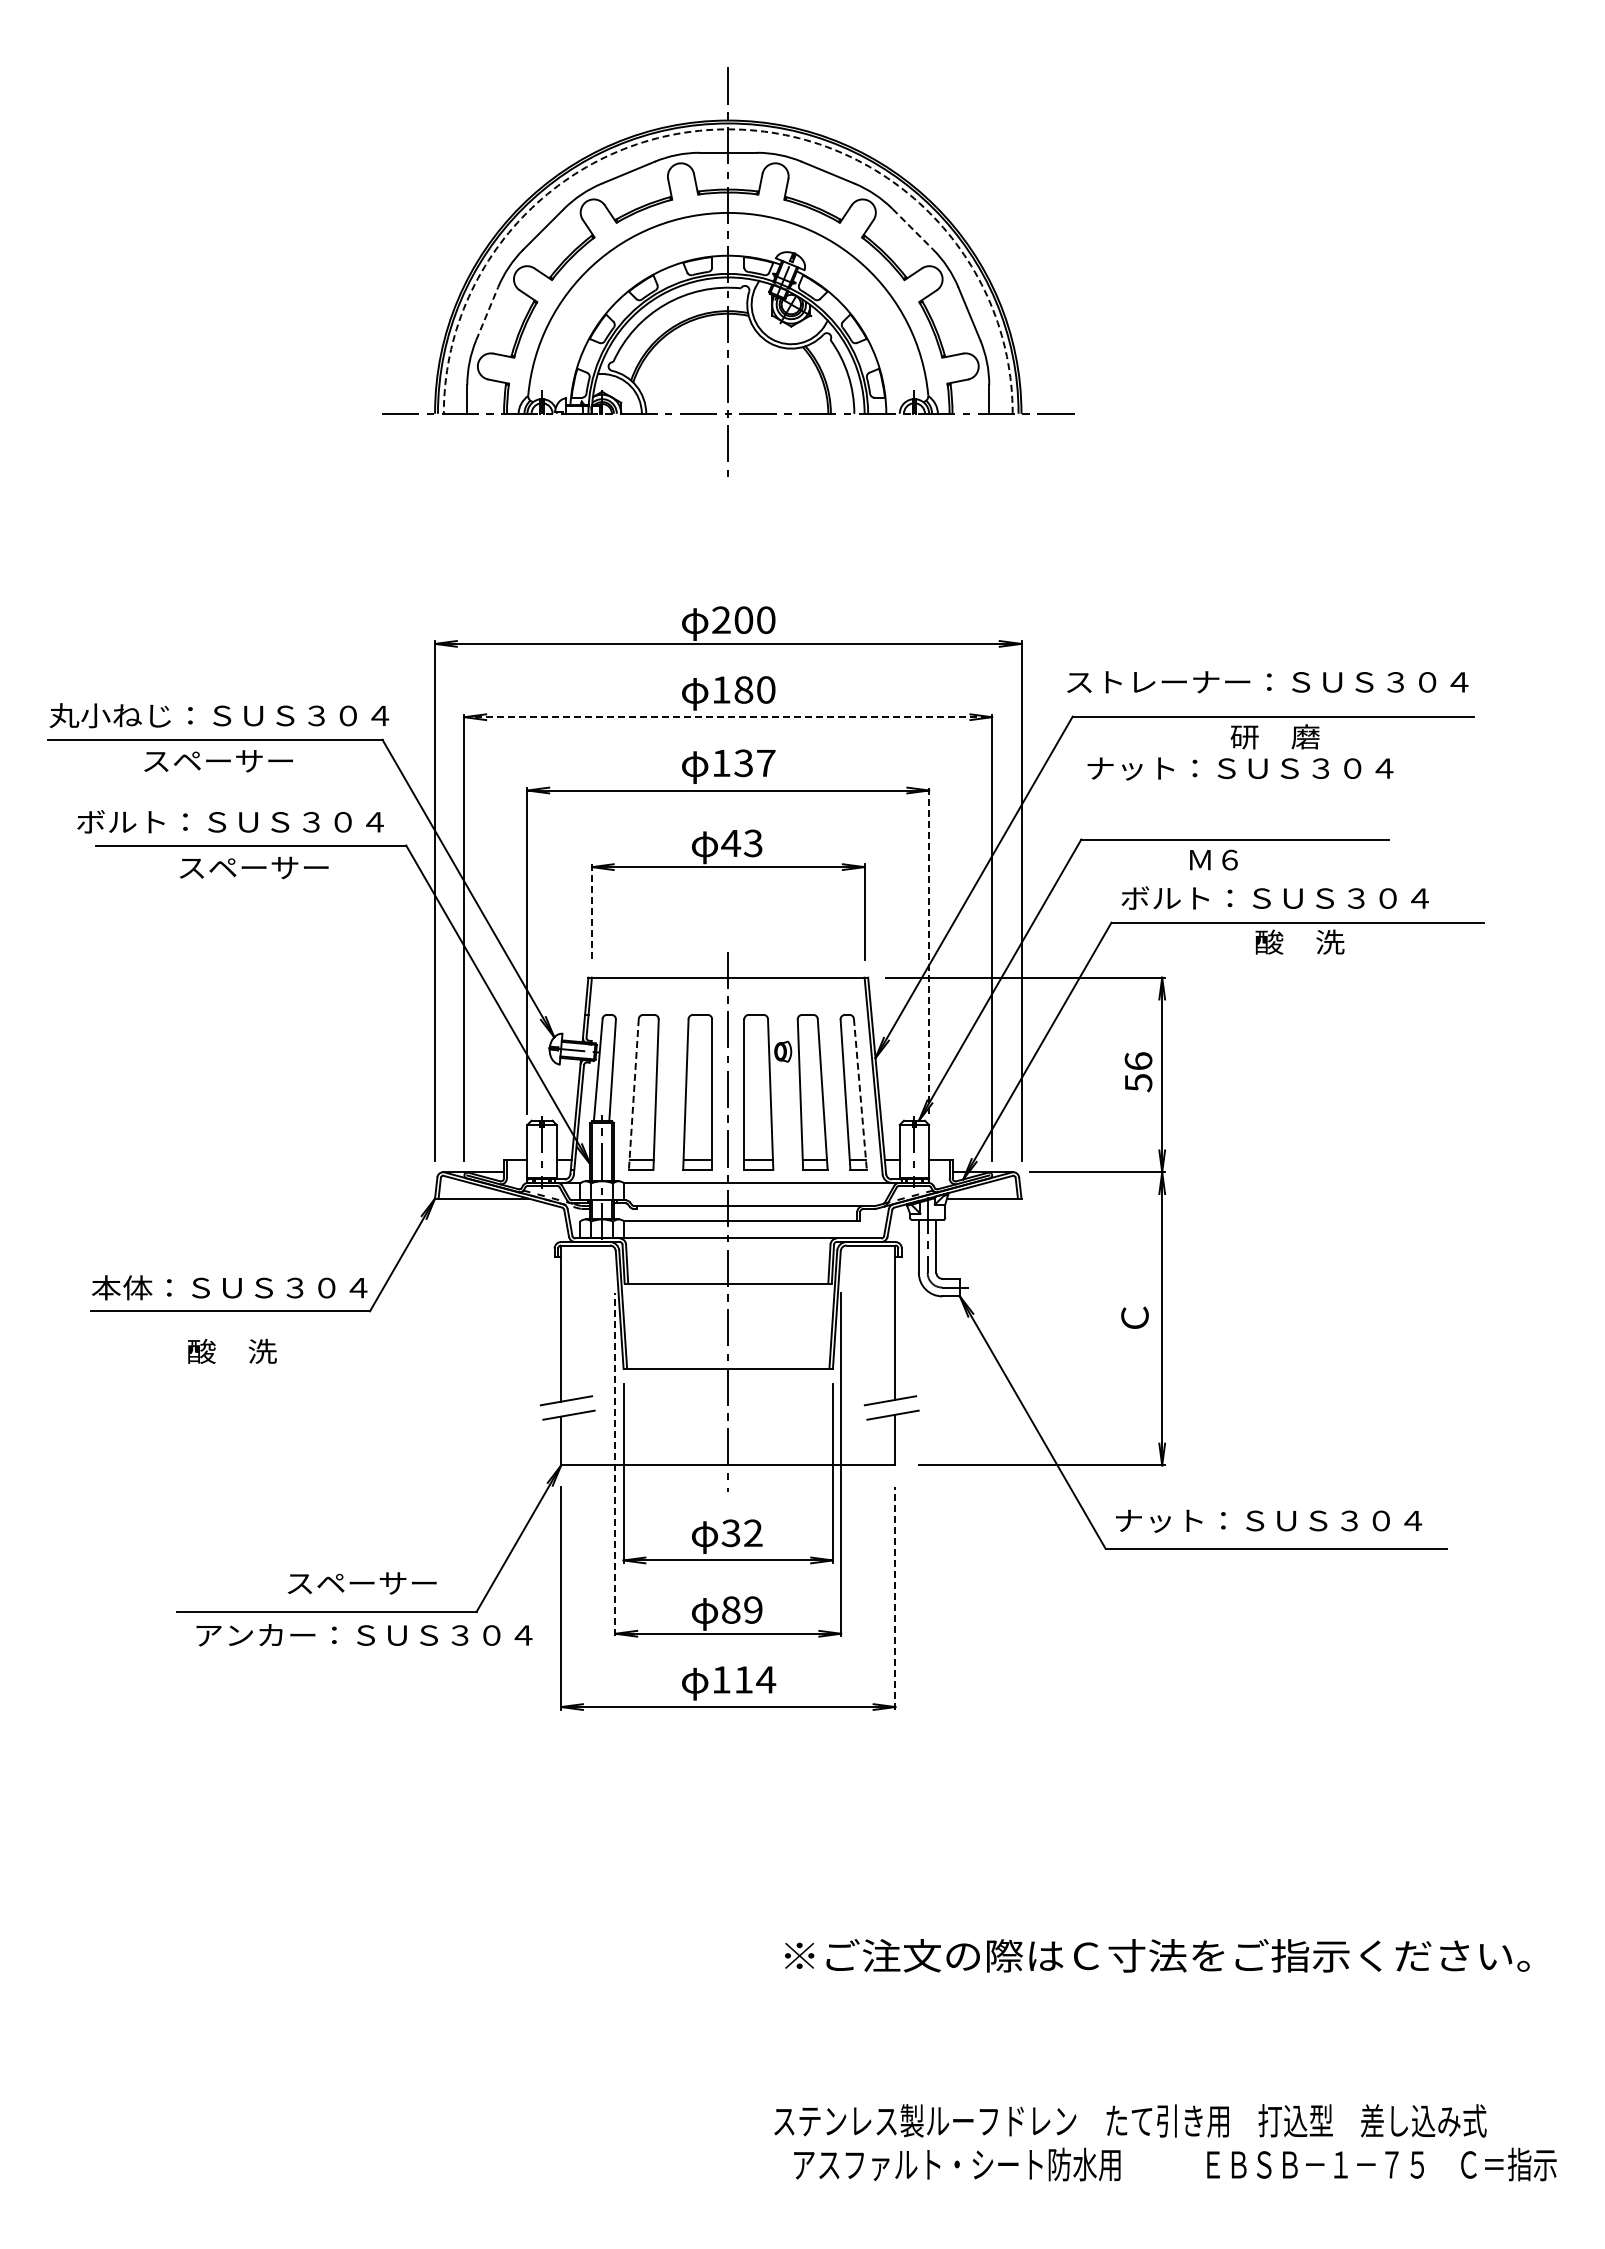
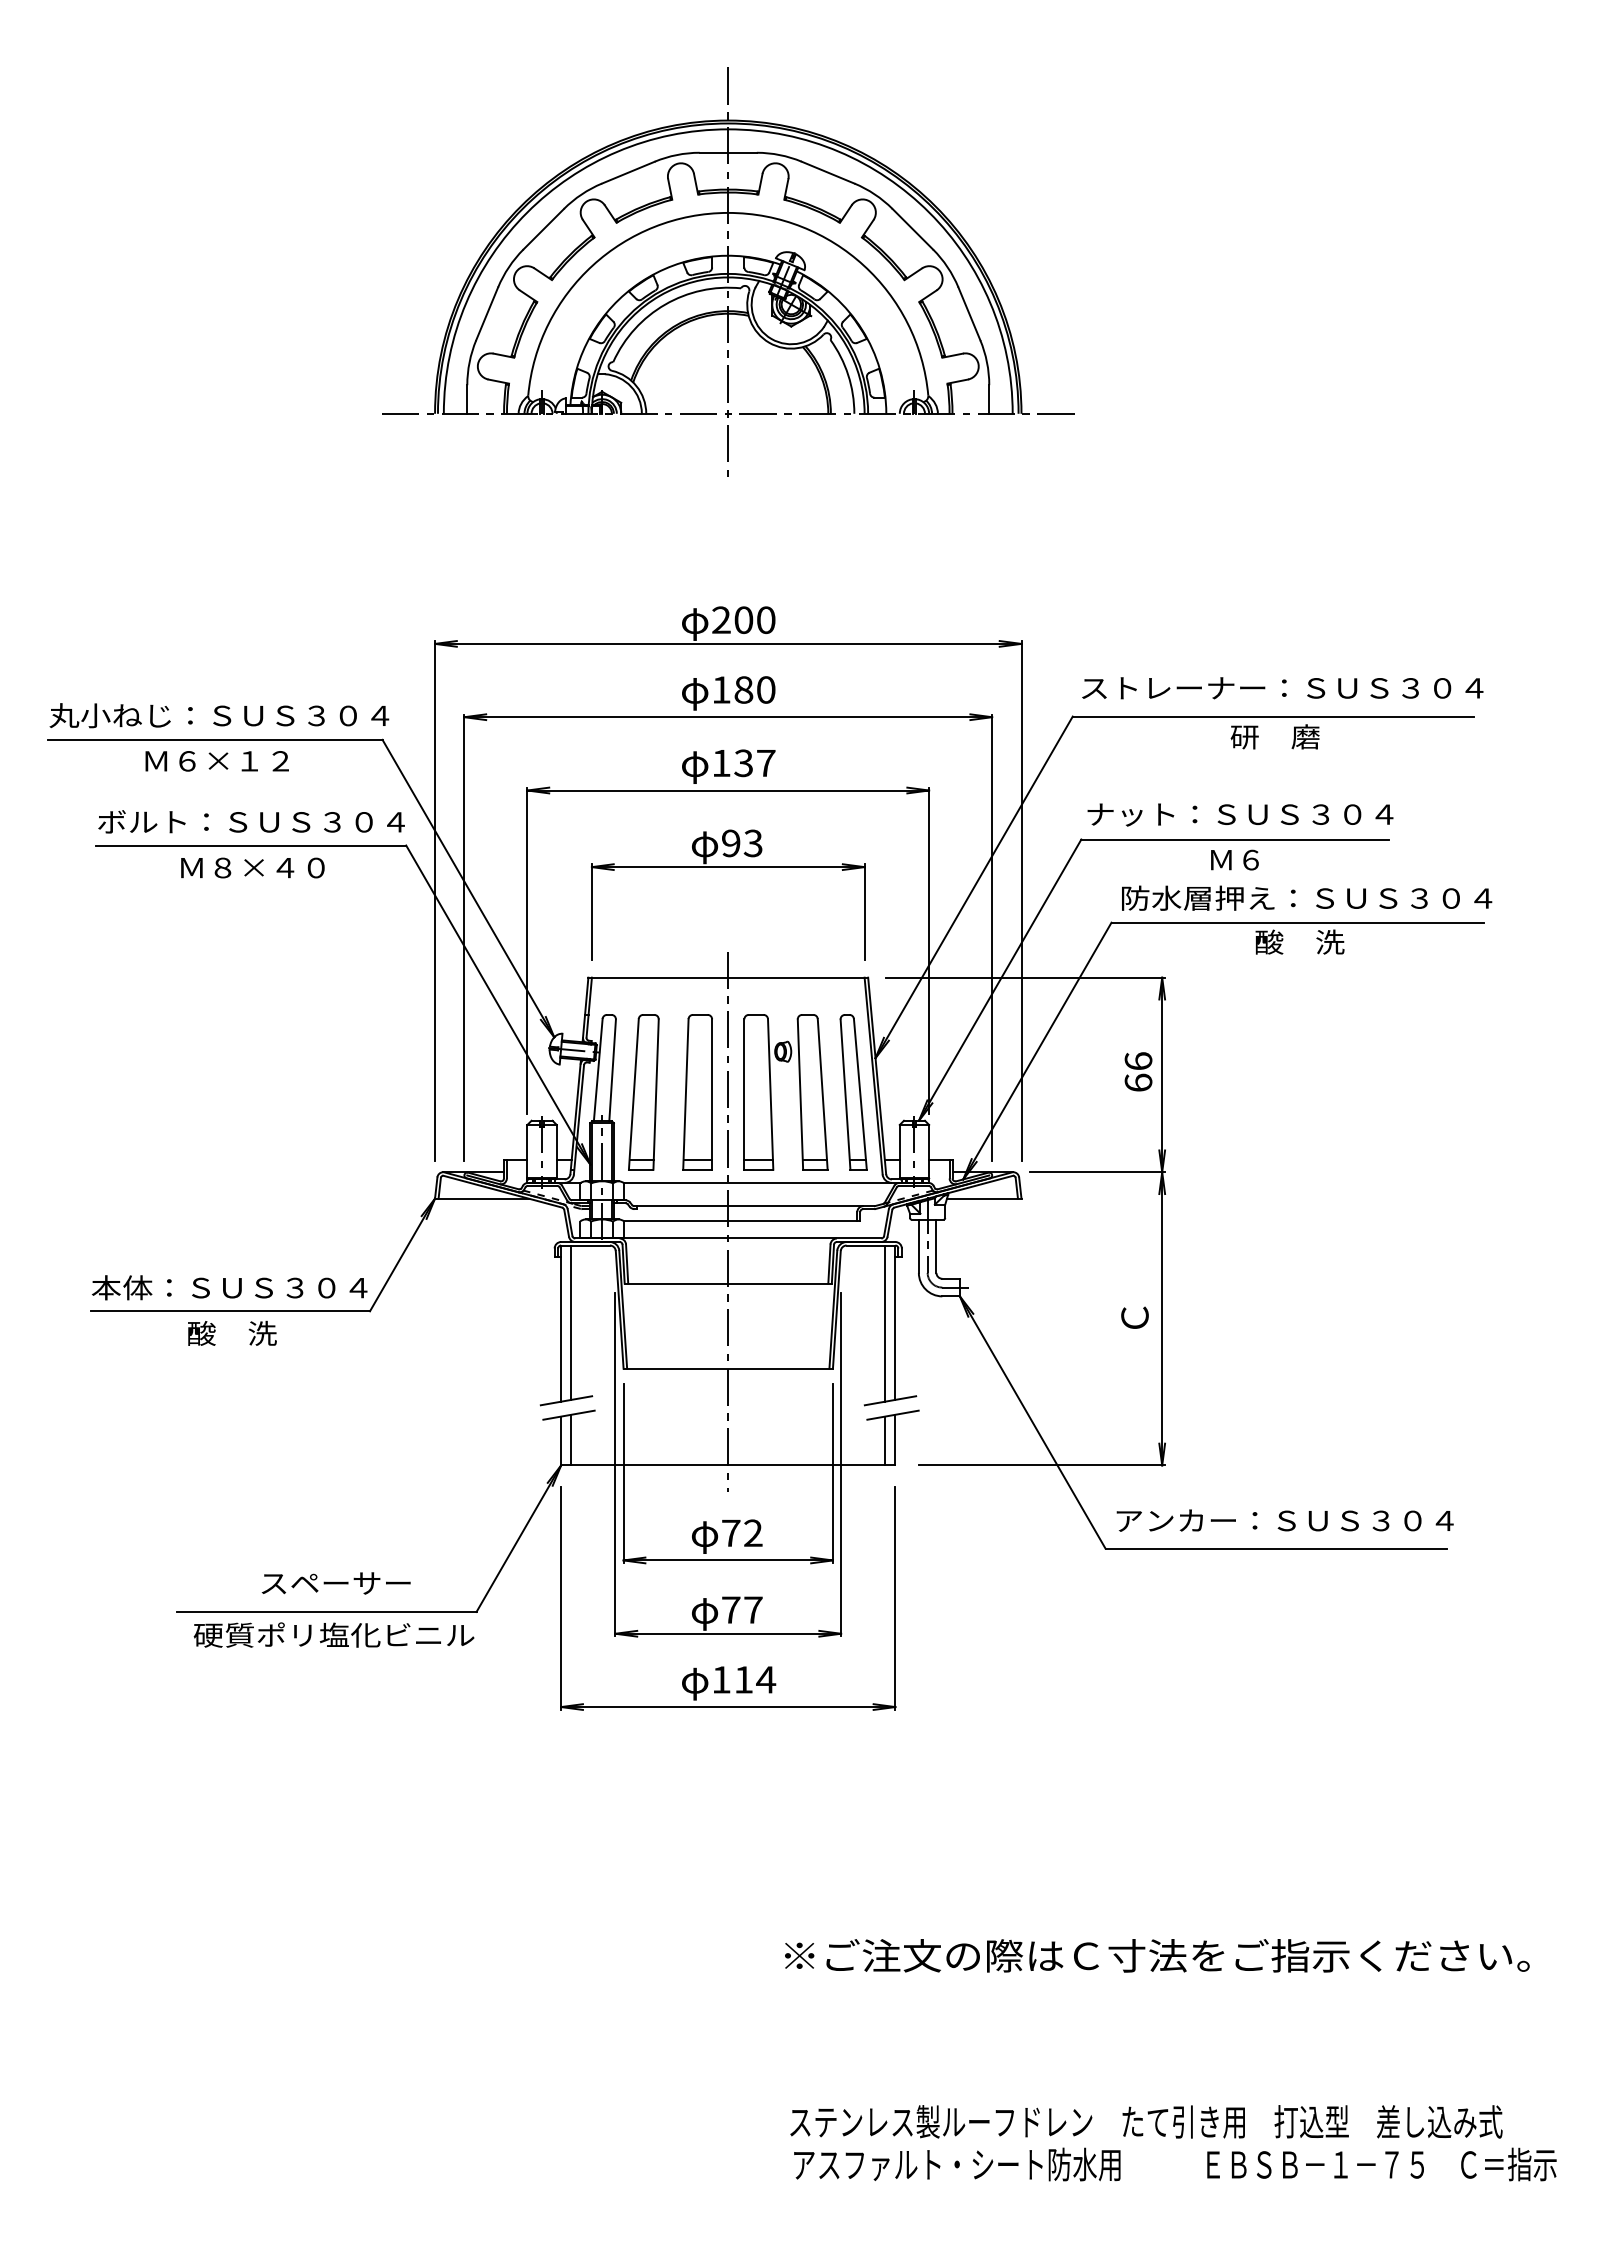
arc: dashed -> solid (728, 129)
line: dashed -> solid (912, 229)
line: dashed -> solid (487, 313)
text position: (1267, 682) -> (1282, 688) (1282, 688)
line: dashed -> solid (728, 717)
text: スペーサー -> Ｍ６×１２ (218, 761)
text position: (1240, 768) -> (1240, 814) (1240, 814)
text position: (230, 821) -> (251, 821) (251, 821)
text: 43 -> 93 (731, 843)
text position: (1213, 859) -> (1234, 859) (1234, 859)
text: スペーサー -> Ｍ８×４０ (254, 867)
text: ボルト：ＳＵＳ３０４ -> 防水層押え：ＳＵＳ３０４ (1306, 897)
line: dashed -> solid (591, 912)
line: dashed -> solid (929, 950)
text: 56 -> 66 (1138, 1082)
line: dashed -> solid (633, 1094)
line: dashed -> solid (860, 1094)
line: none -> present (571, 1322)
line: none -> present (885, 1323)
text position: (232, 1350) -> (232, 1332) (232, 1332)
line: none -> present (571, 1439)
line: none -> present (885, 1440)
line: dashed -> solid (615, 1464)
text: ナット：ＳＵＳ３０４ -> アンカー：ＳＵＳ３０４ (1284, 1520)
text: 32 -> 72 (730, 1533)
text position: (361, 1583) -> (335, 1583) (335, 1583)
line: dashed -> solid (895, 1598)
text: 89 -> 77 (742, 1609)
text: アンカー：ＳＵＳ３０４ -> 硬質ポリ塩化ビニル (362, 1634)
text position: (1130, 2120) -> (1146, 2121) (1146, 2121)
